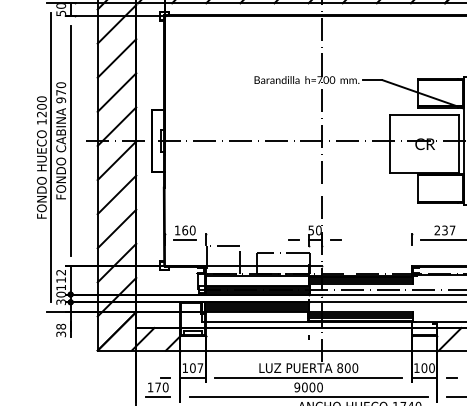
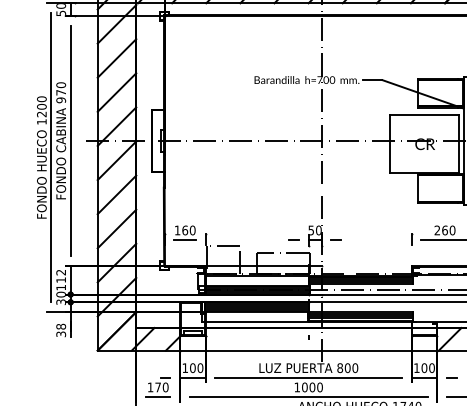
text: 237 -> 260 (448, 230)
text: 107 -> 100 (200, 368)
text: 9000 -> 1000 (297, 387)
